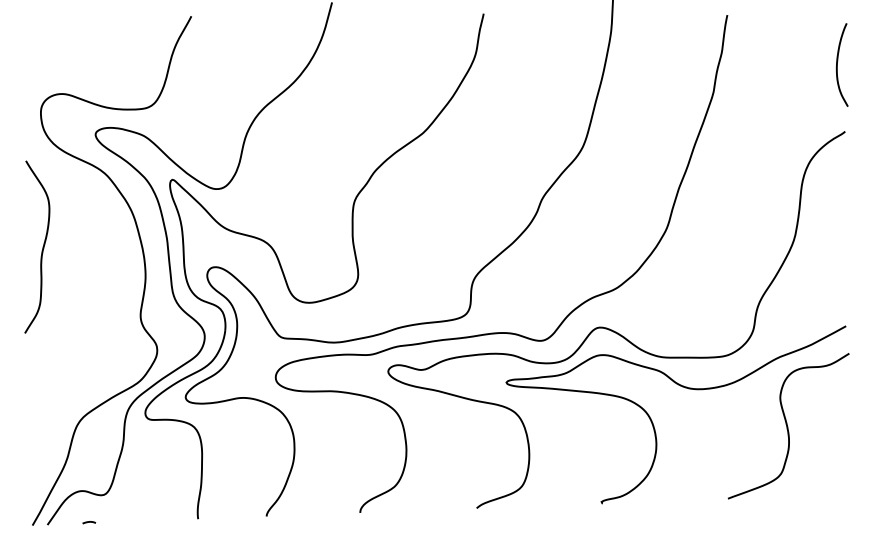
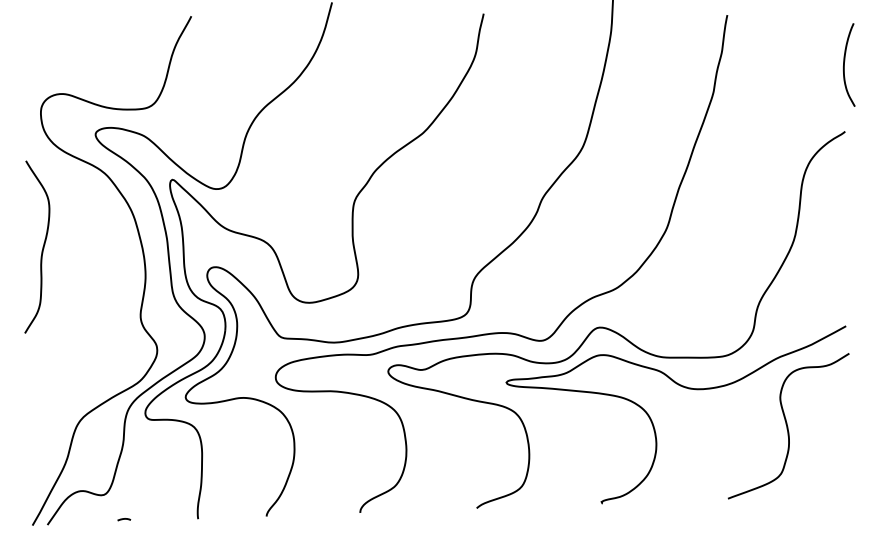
curve position: (838, 61) -> (845, 61) (845, 61)
curve position: (89, 522) -> (124, 519) (124, 519)
